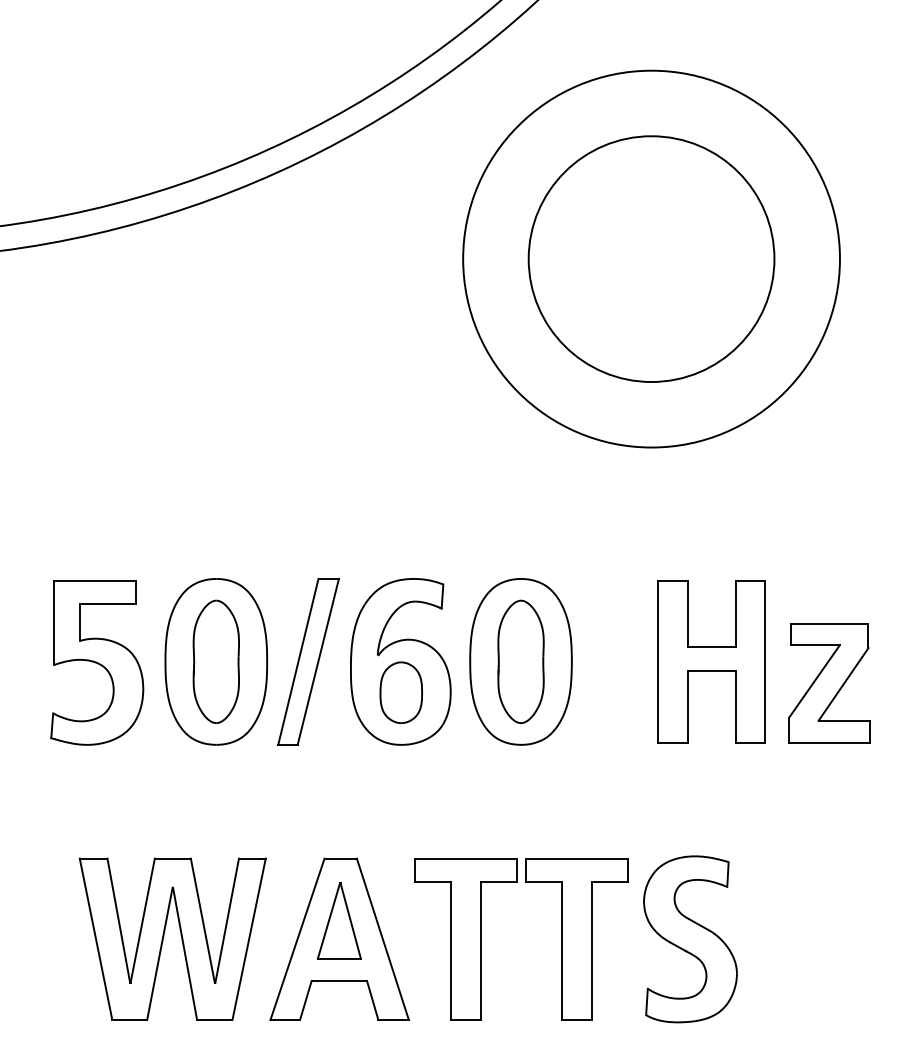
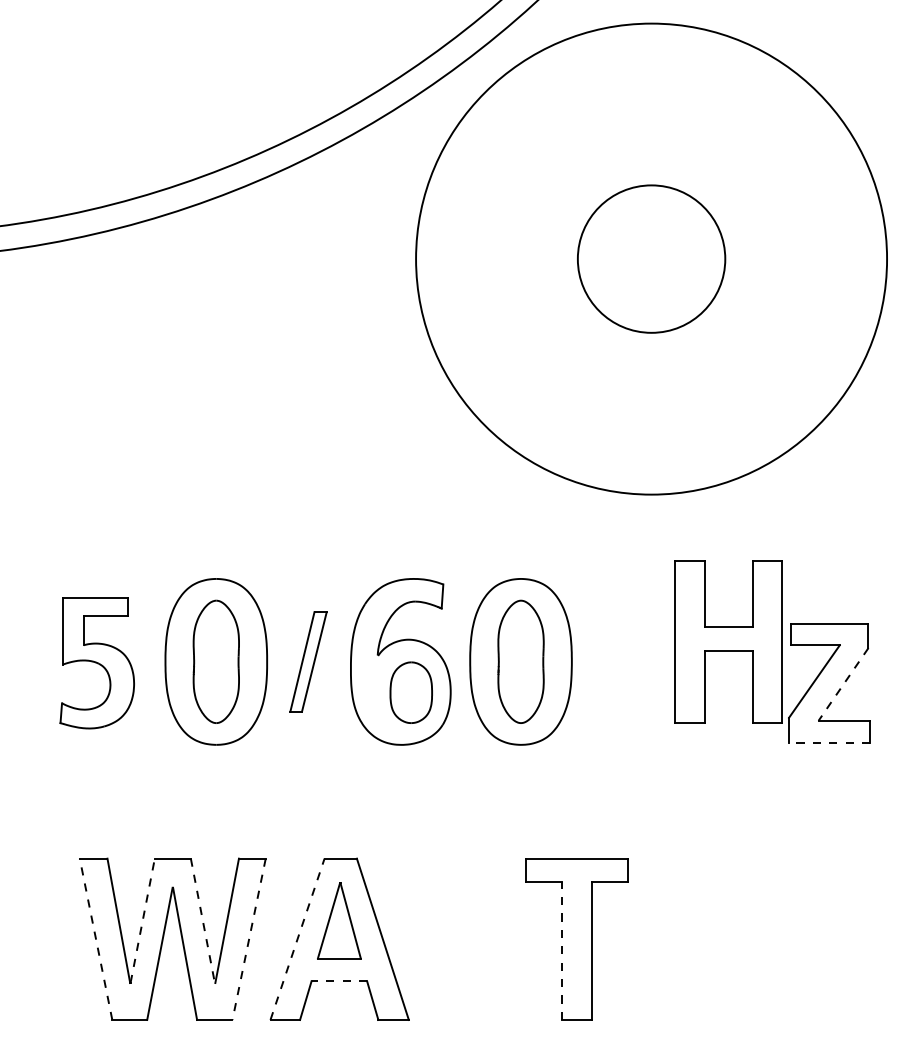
circle diameter: 377 px -> 471 px (651, 258)
circle diameter: 246 px -> 147 px (651, 258)
part size: 63x168 px -> 39x102 px (308, 661)
part position: (711, 661) -> (728, 641) (728, 641)
part size: 95x166 px -> 76x133 px (96, 663)
line: solid -> dashed (843, 684)
part position: (400, 692) -> (410, 692) (410, 692)
line: solid -> dashed (829, 742)
line: solid -> dashed (142, 920)
line: solid -> dashed (202, 921)
line: solid -> dashed (95, 938)
line: solid -> dashed (297, 938)
line: solid -> dashed (249, 939)
part: present -> none (465, 939)
part: present -> none (690, 939)
line: solid -> dashed (562, 951)
line: solid -> dashed (339, 981)
